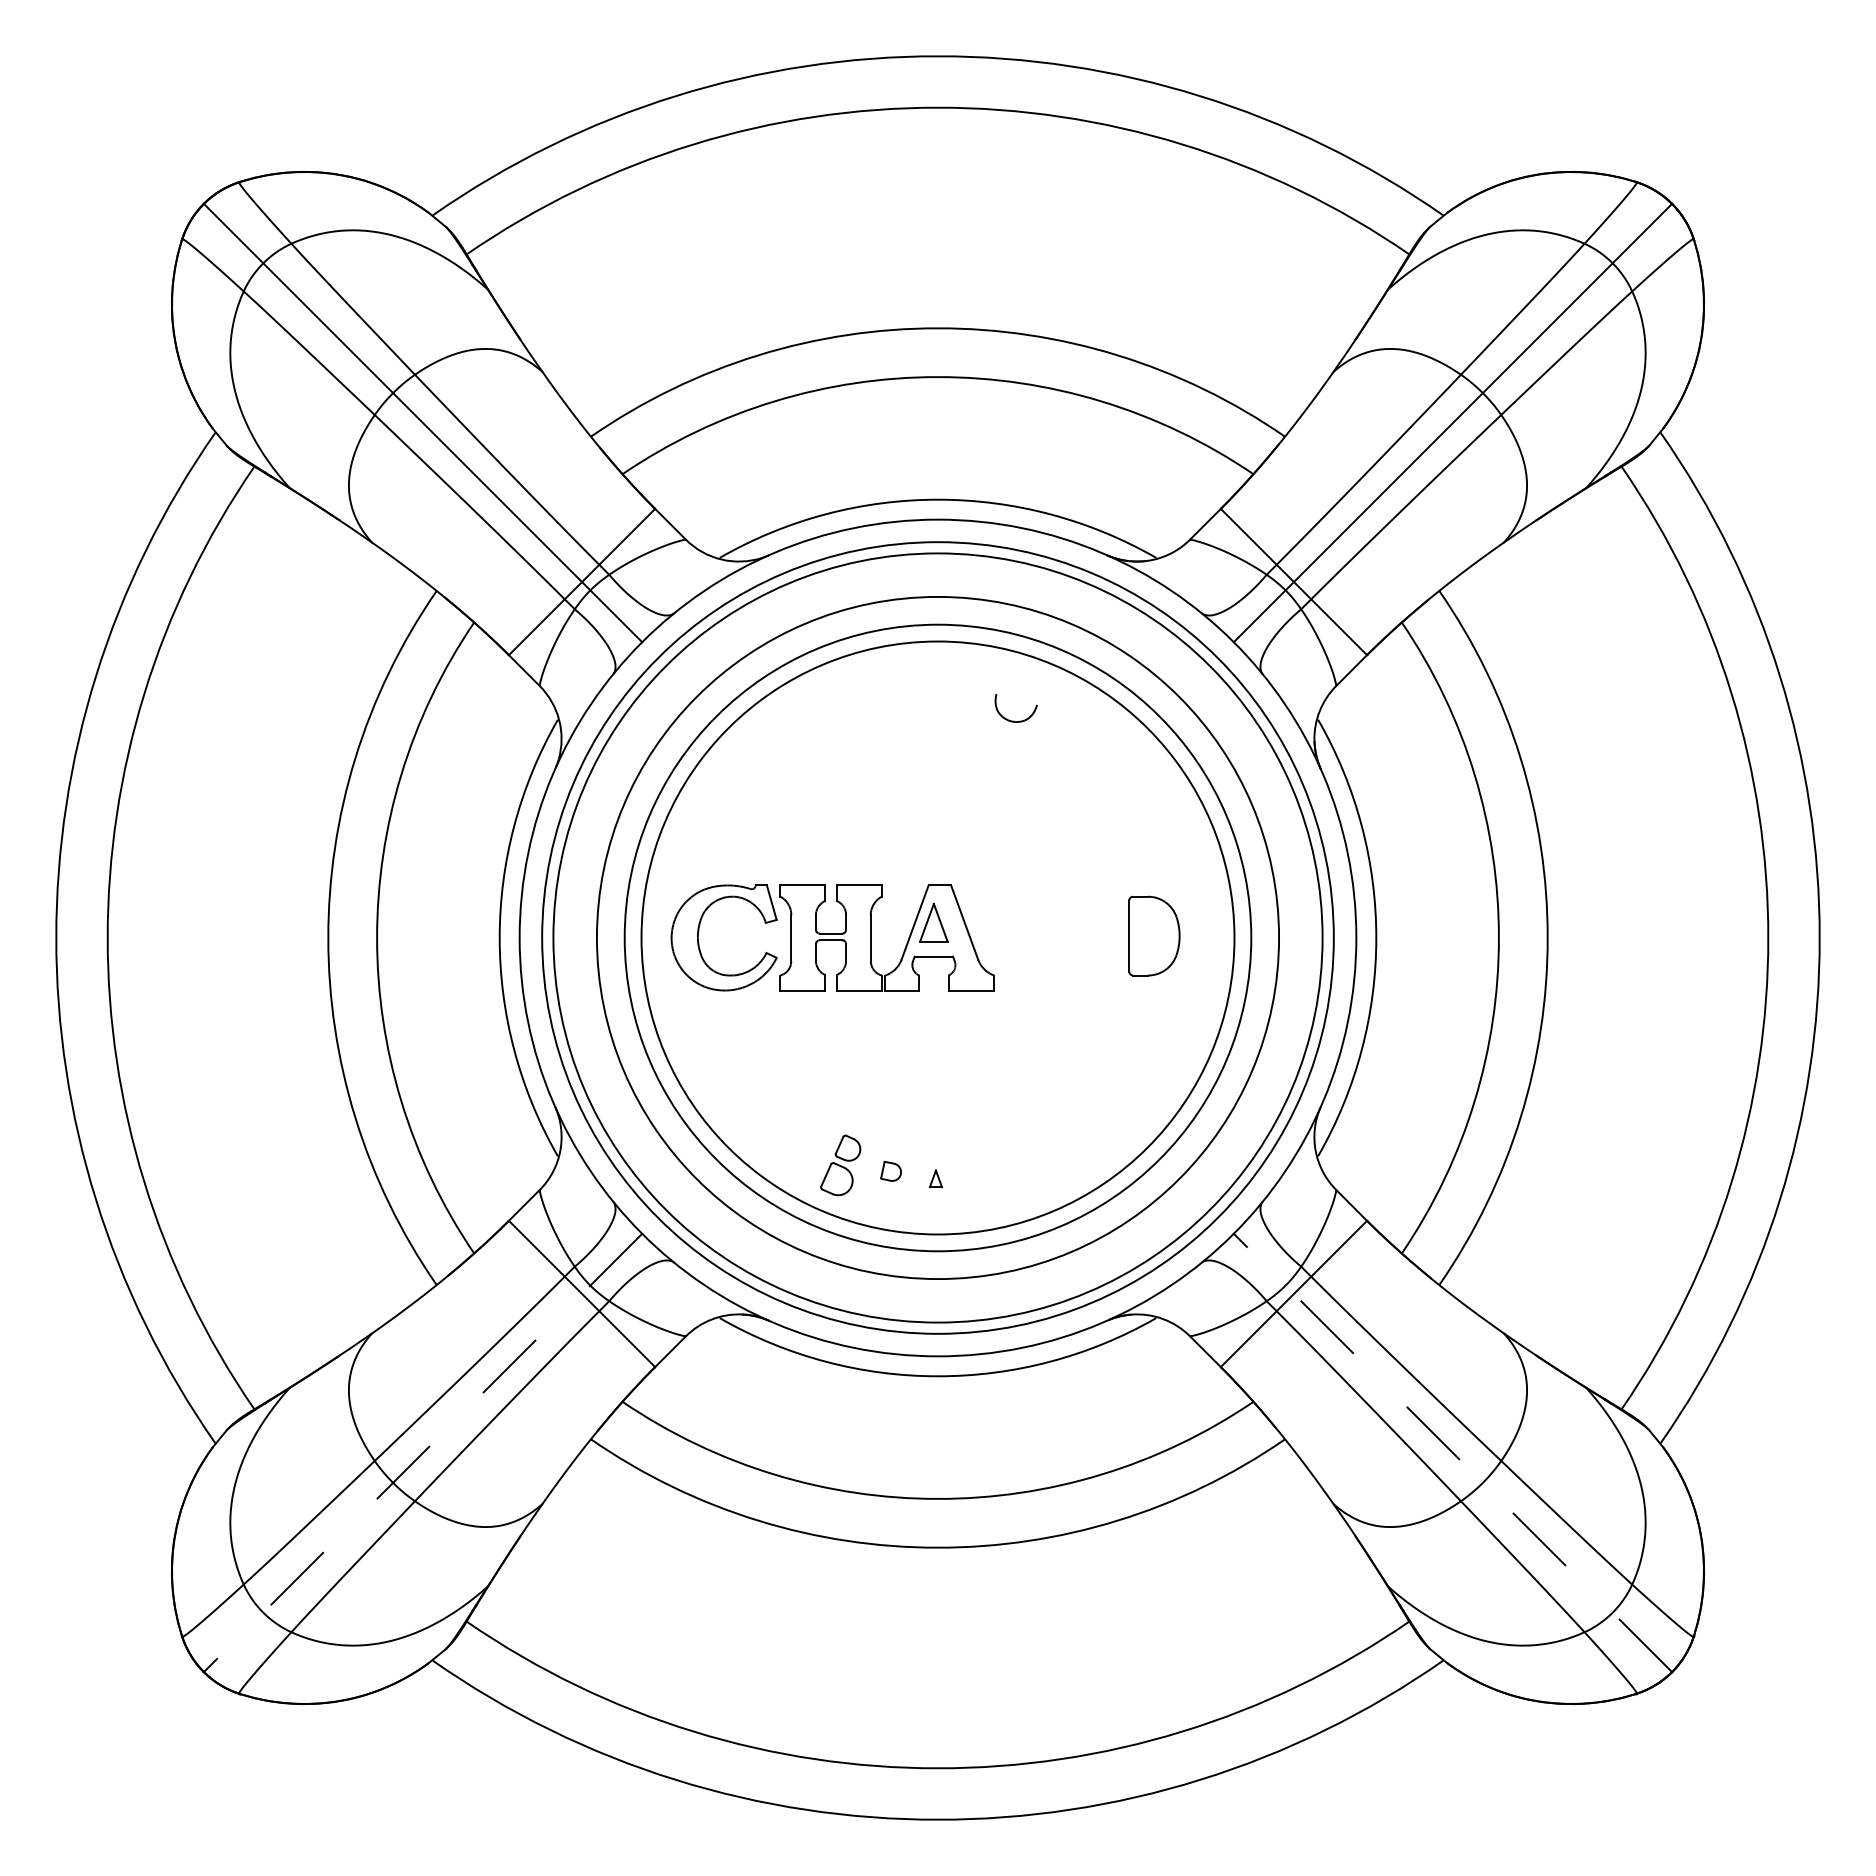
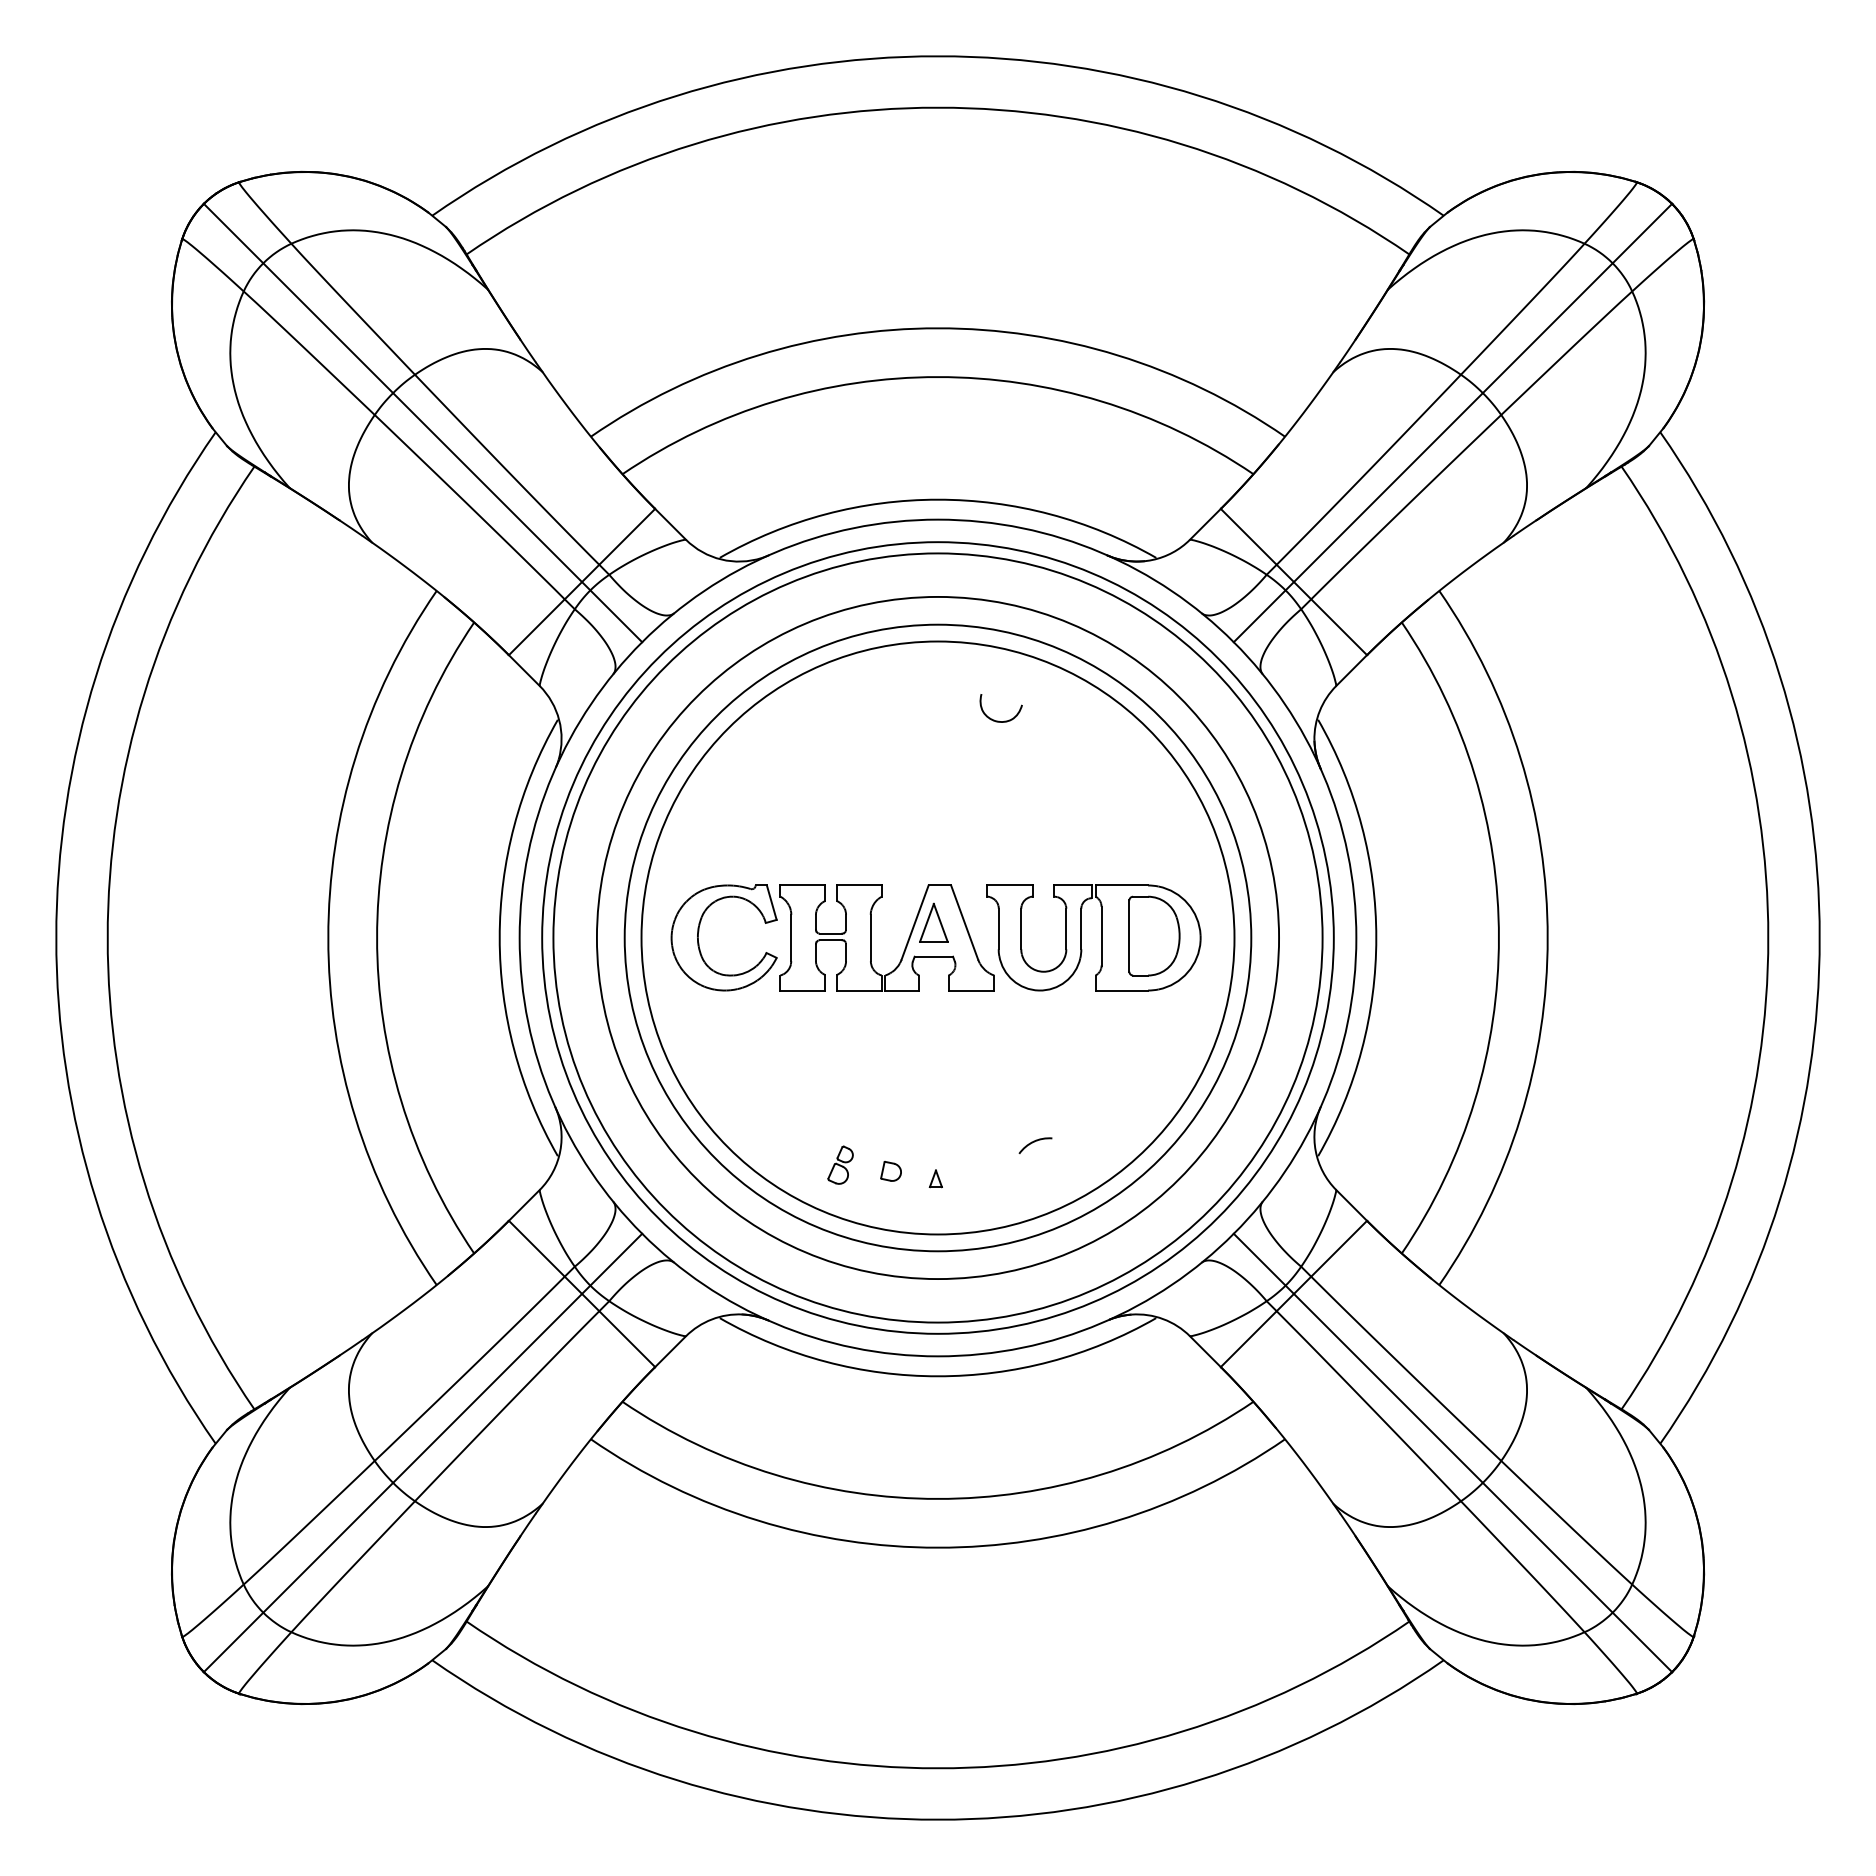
curve position: (1013, 720) -> (998, 720) (998, 720)
part: none -> present (1101, 937)
arc: none -> present (1034, 1142)
part size: 42x63 px -> 27x40 px (840, 1164)
line: dashed -> solid (423, 1452)
line: dashed -> solid (1452, 1452)
